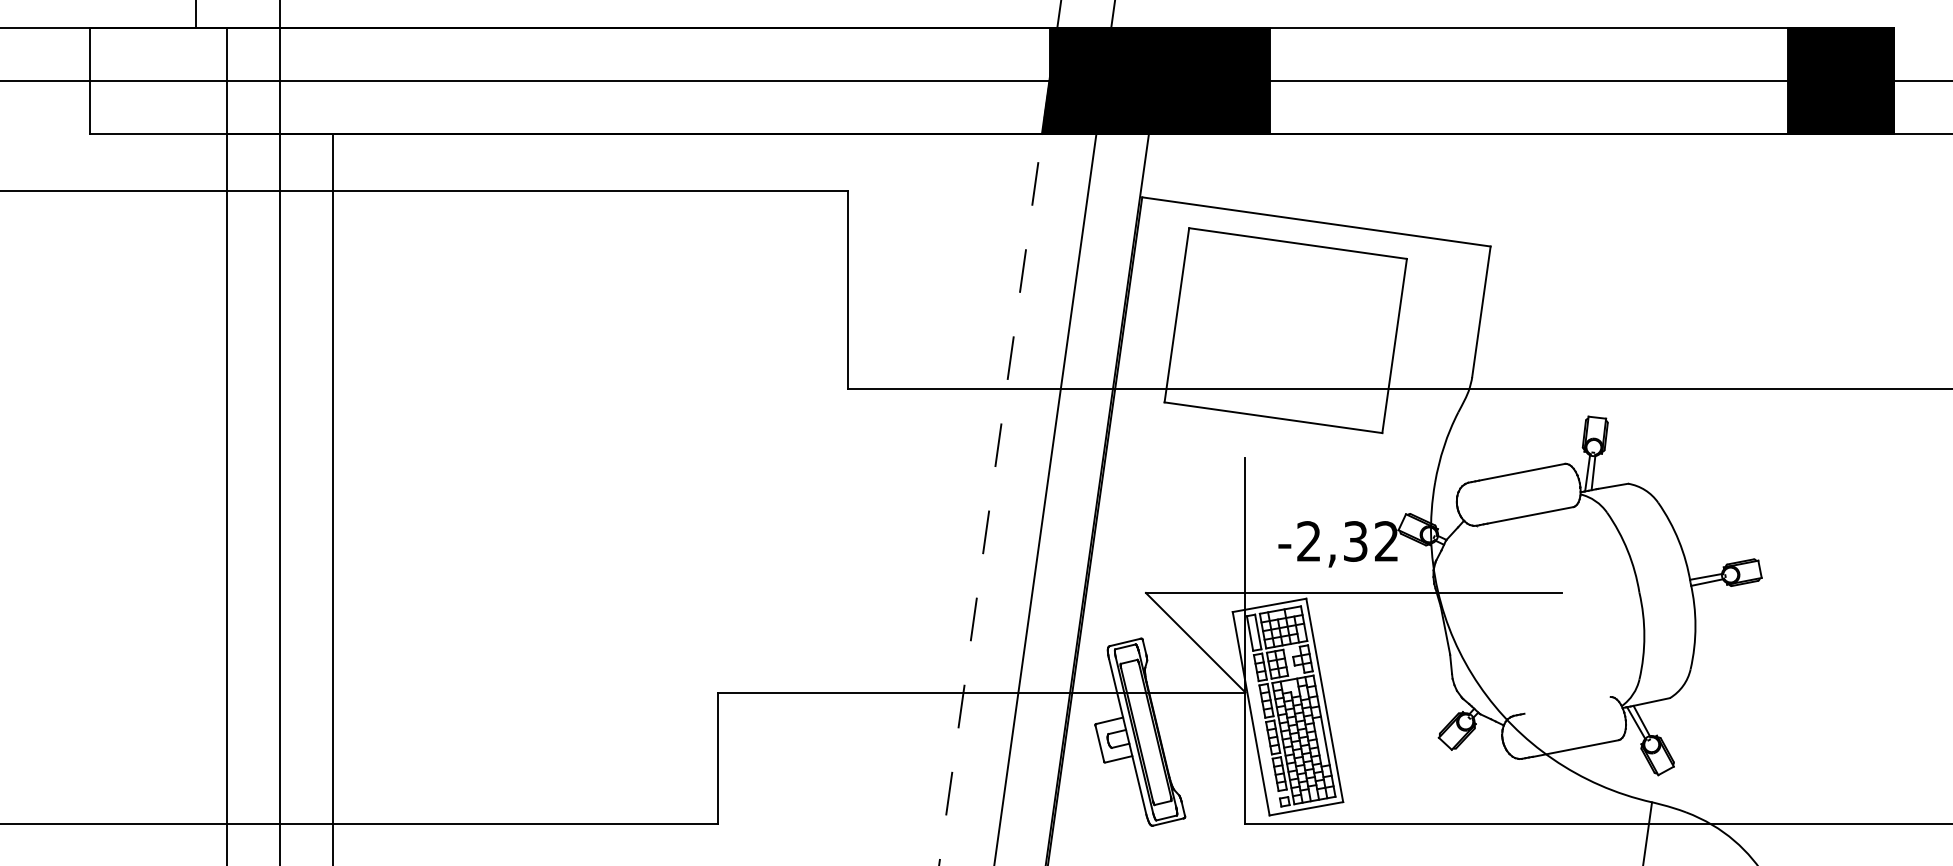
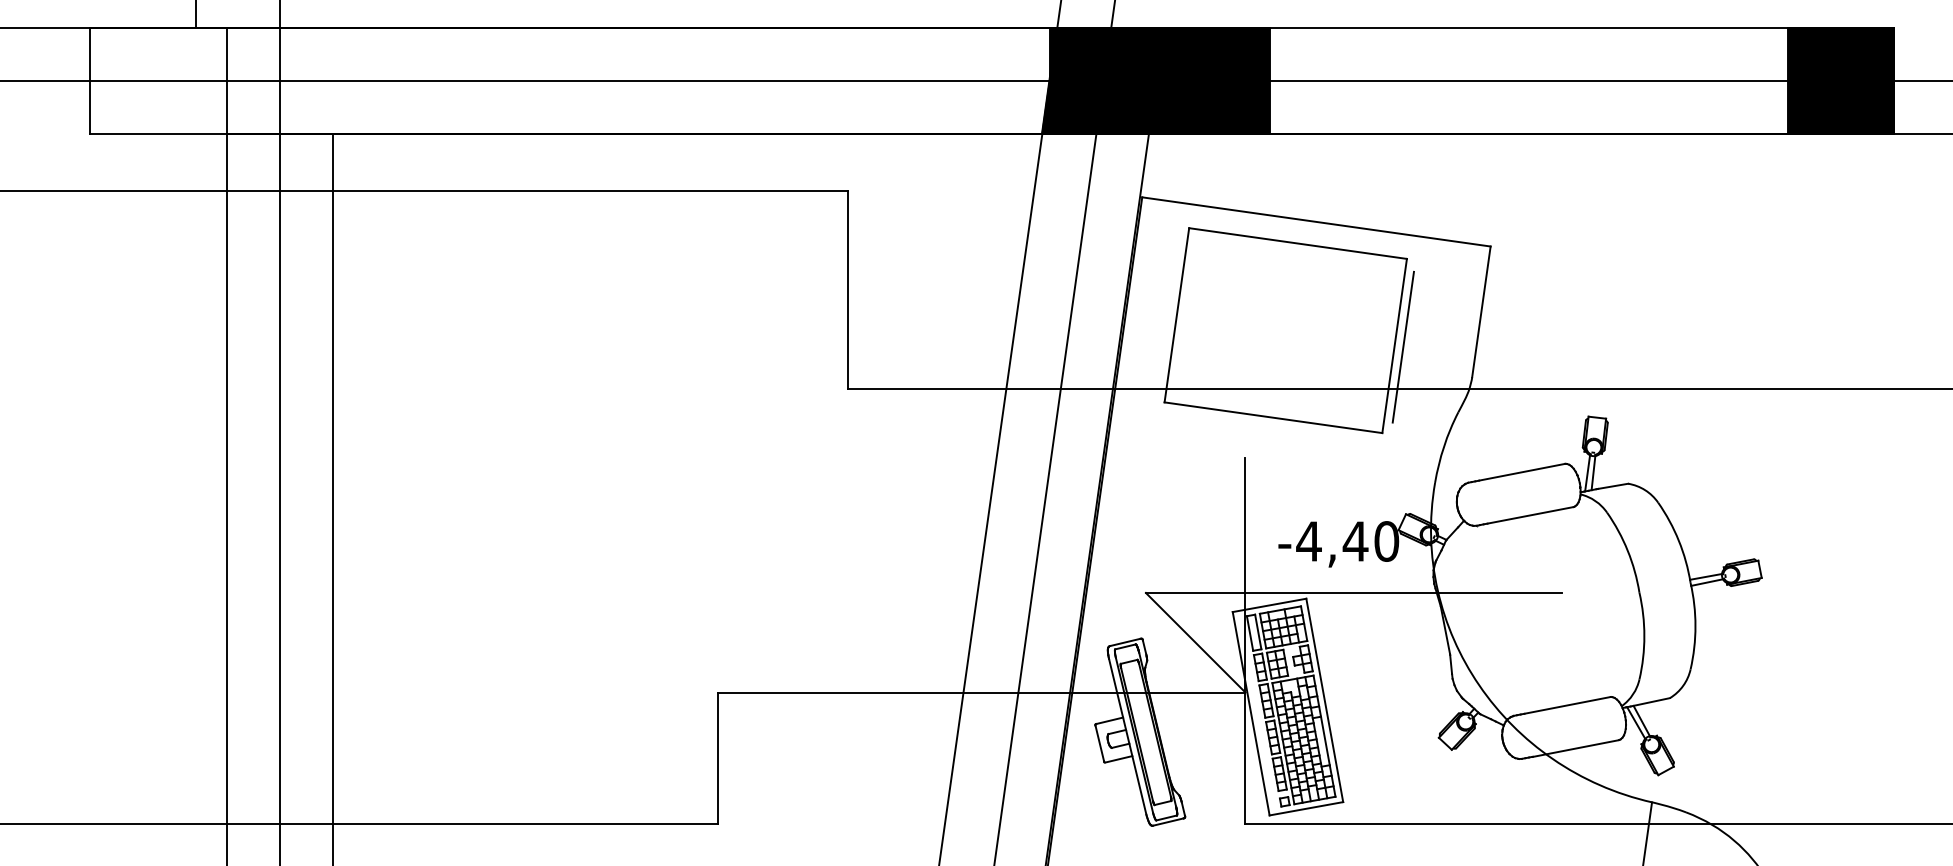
line: none -> present (1402, 346)
line: dashed -> solid (1000, 433)
text: -2,32 -> -4,40 (1347, 541)
line: none -> present (1567, 704)
